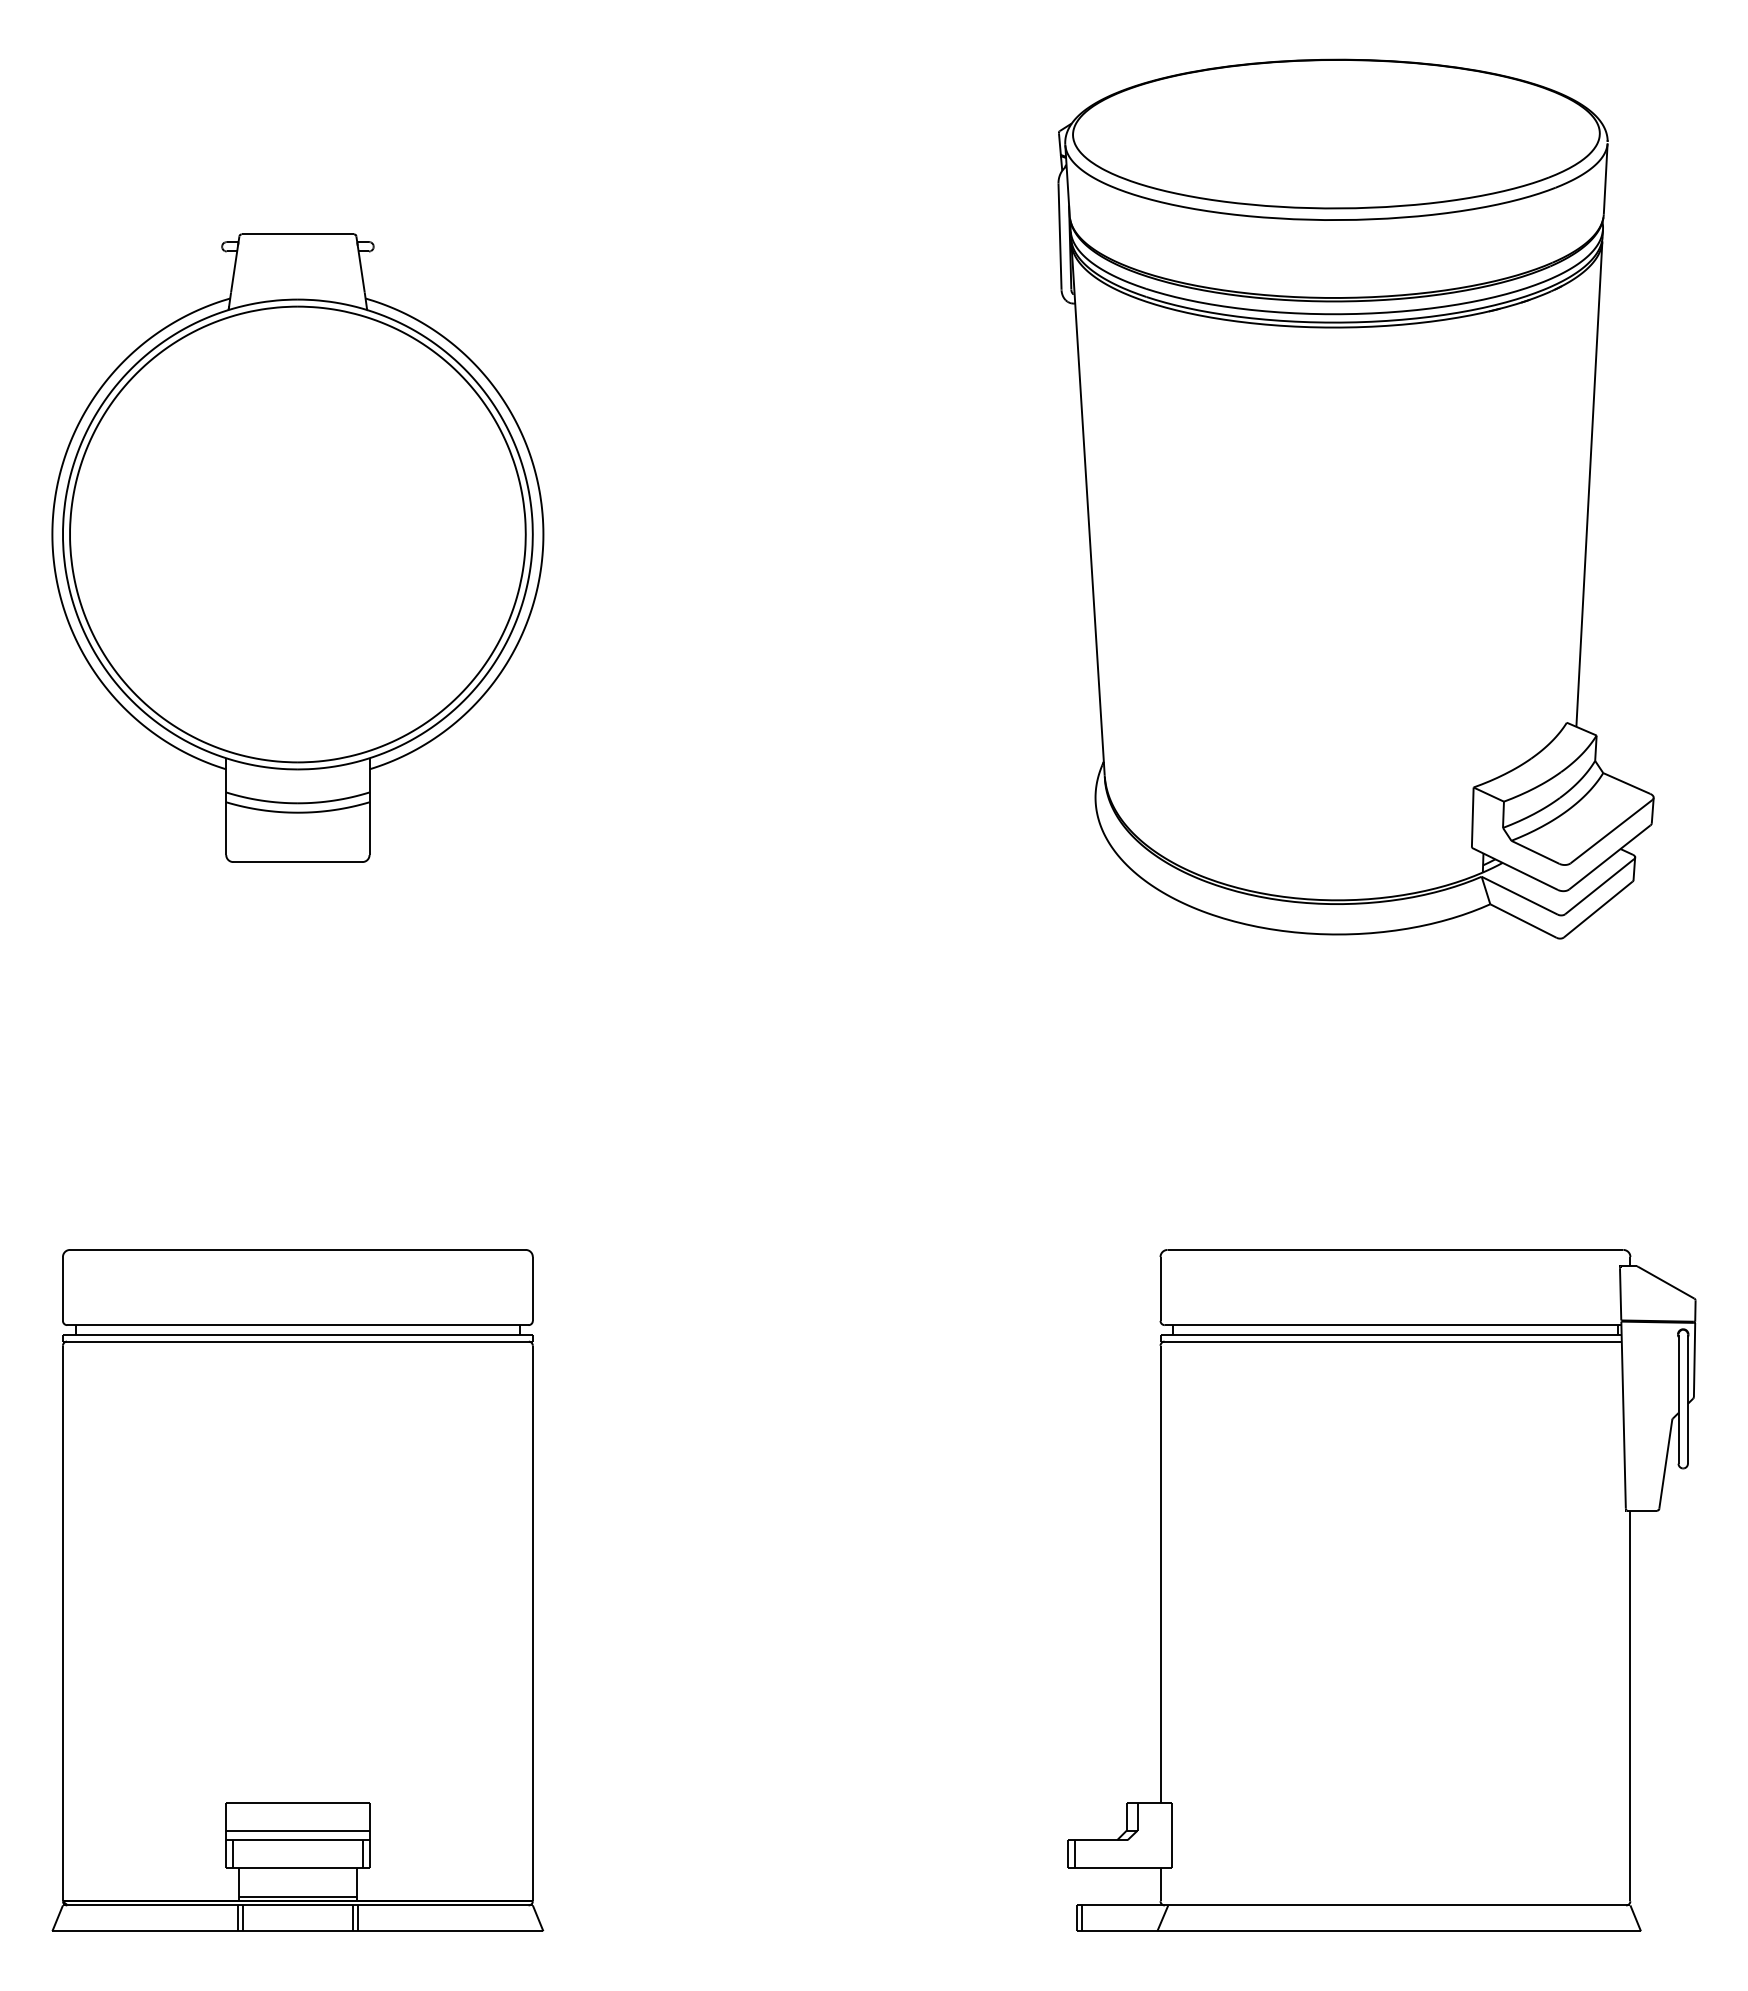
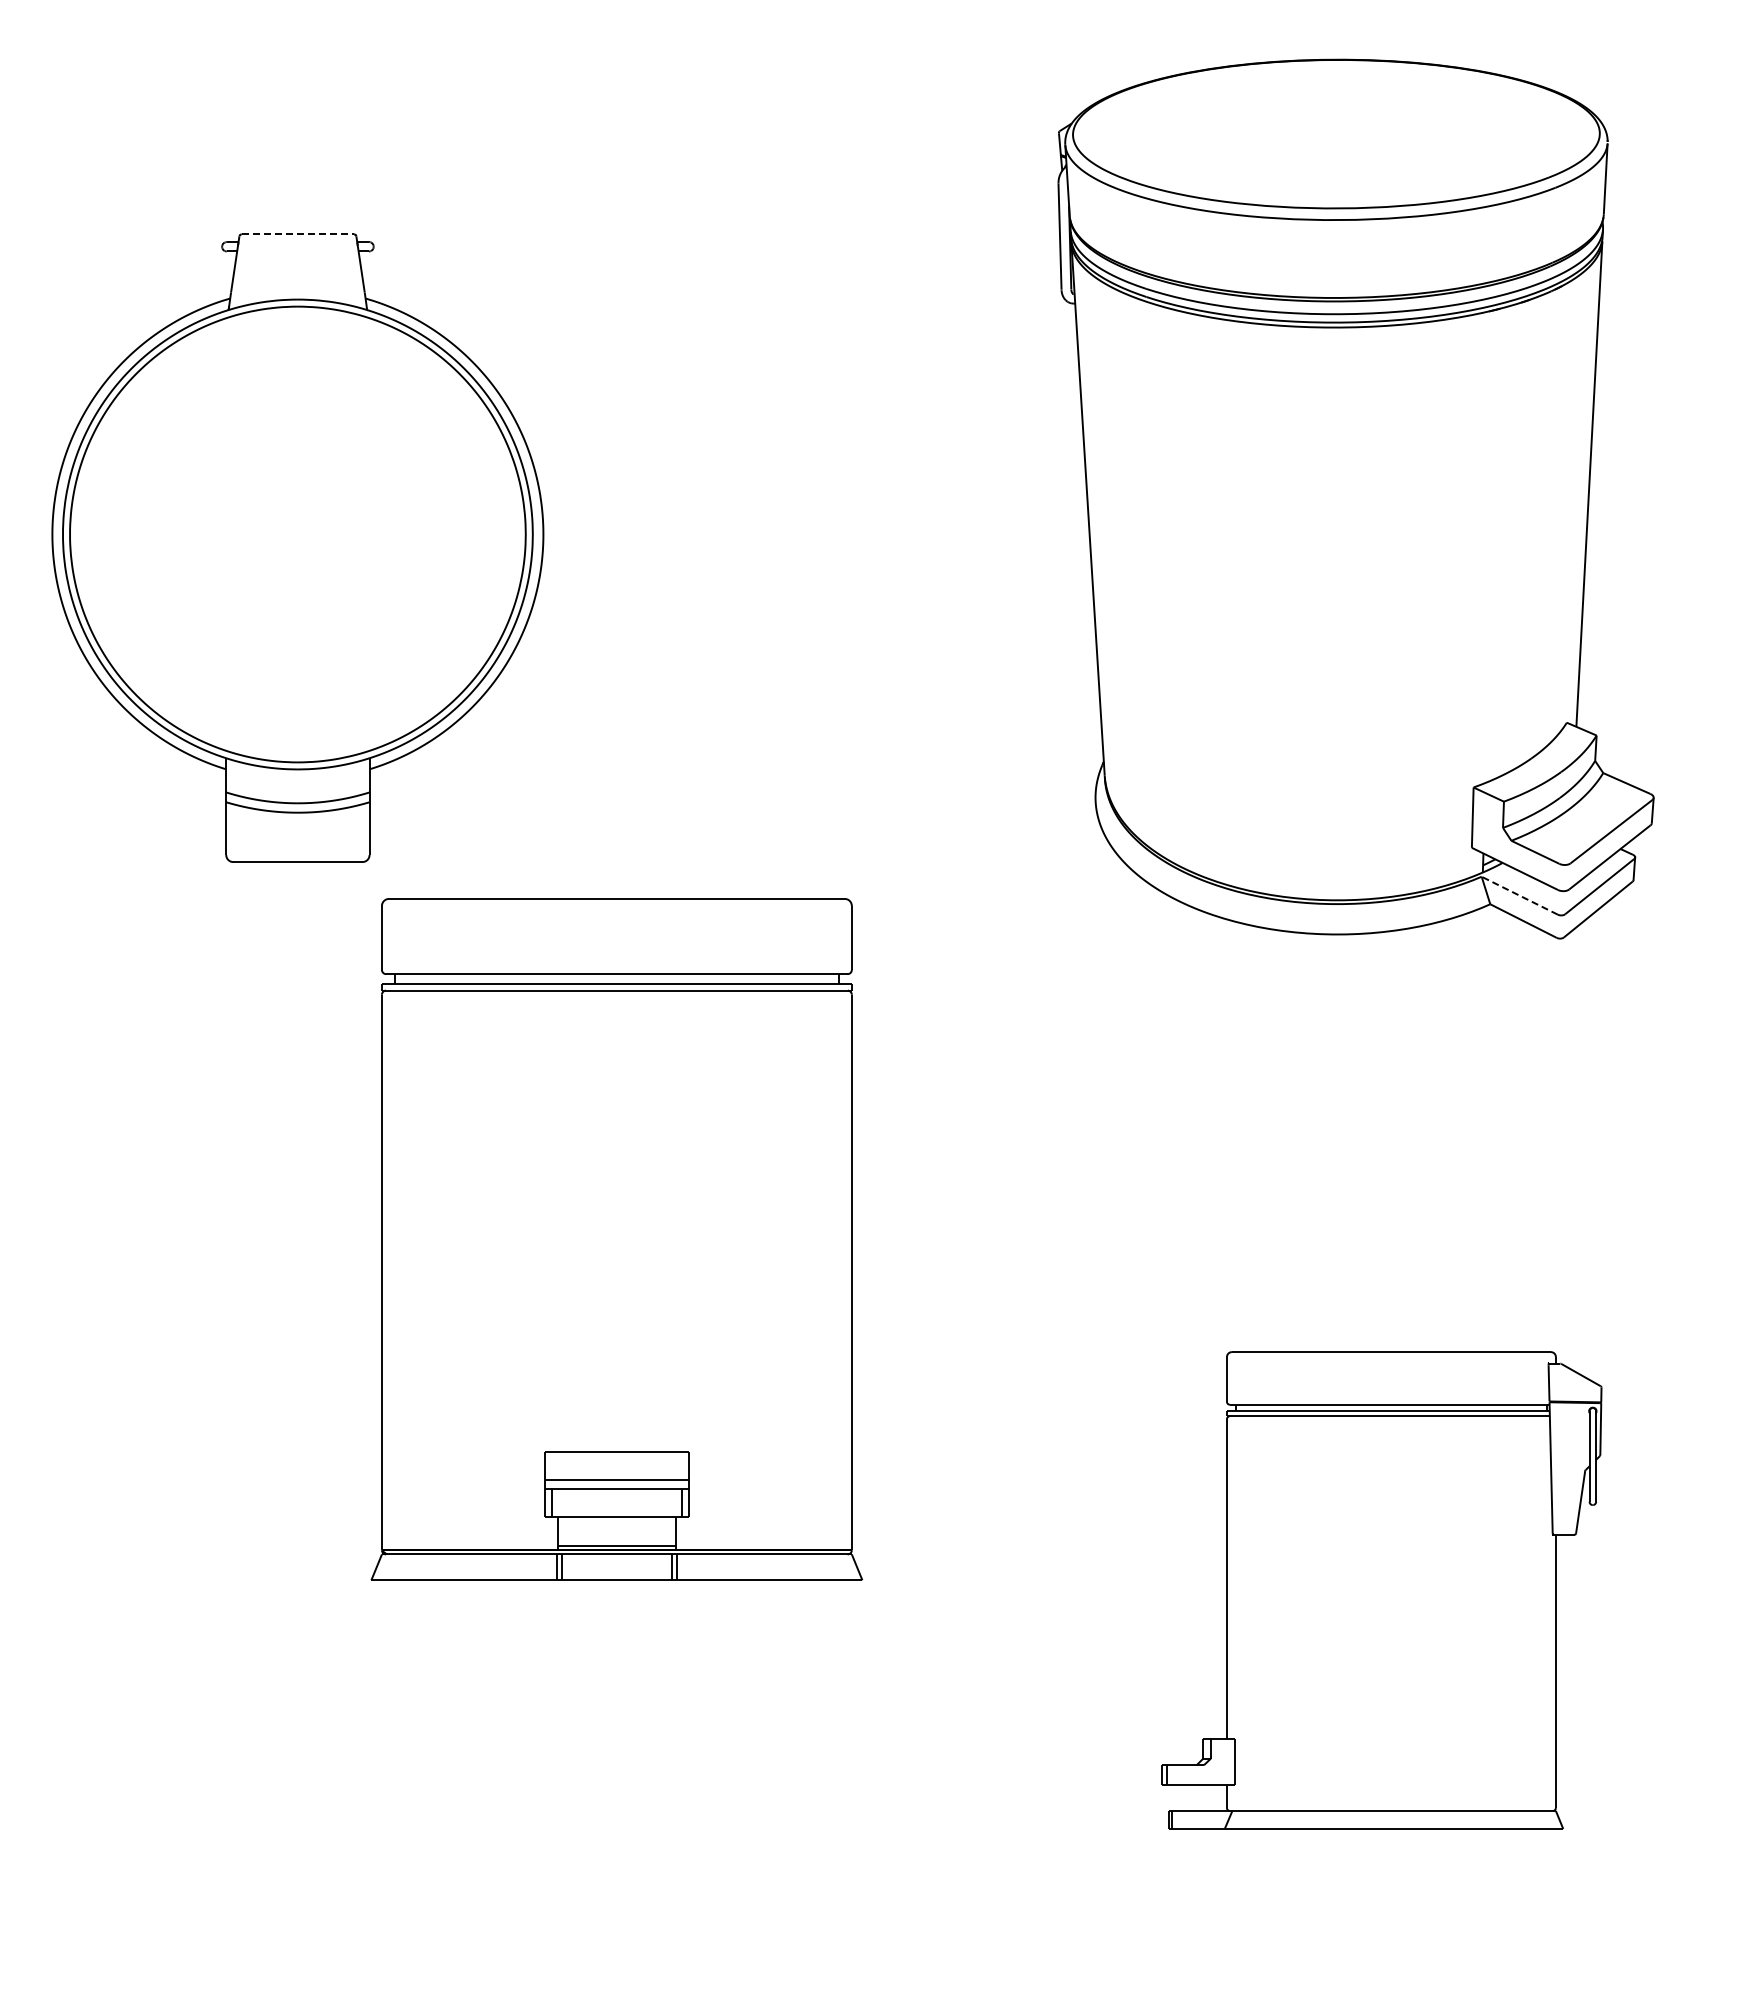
line: solid -> dashed (298, 234)
line: solid -> dashed (1519, 895)
part position: (297, 1590) -> (616, 1239) (616, 1239)
part size: 630x683 px -> 442x479 px (1381, 1590)
